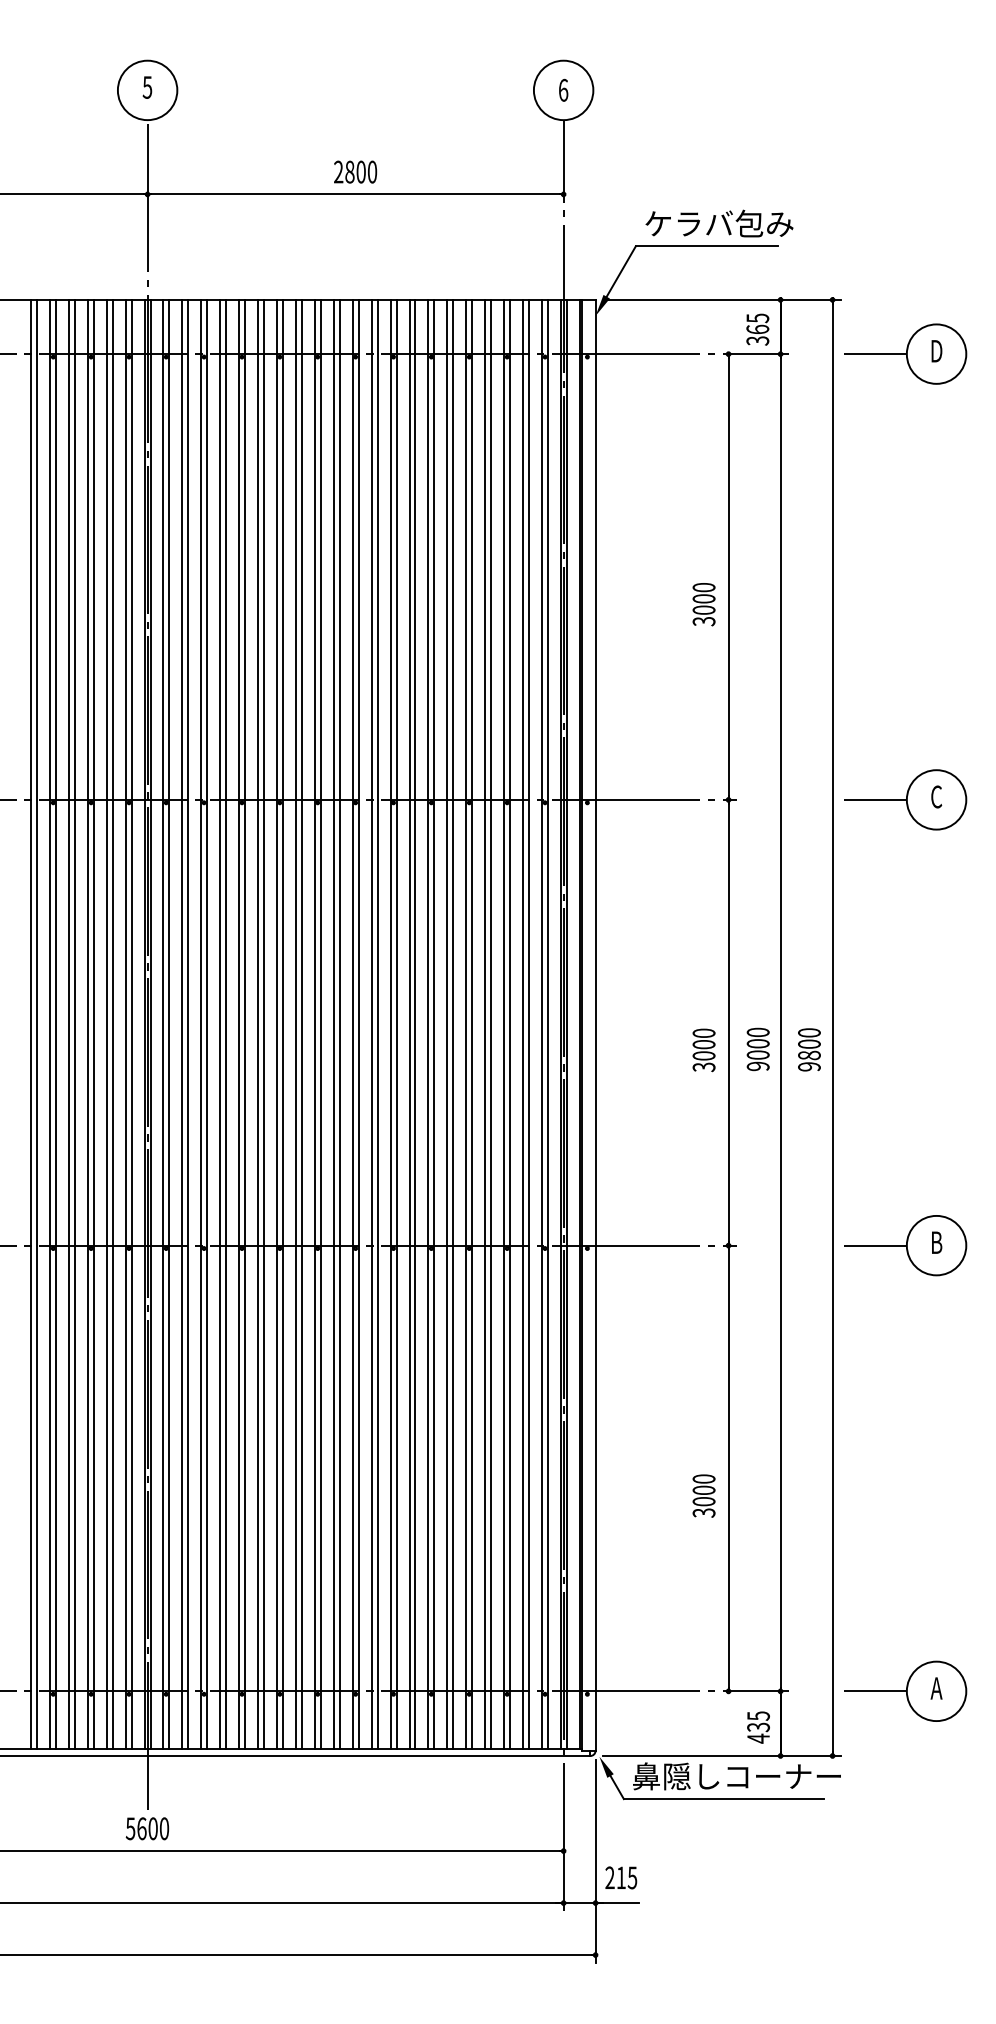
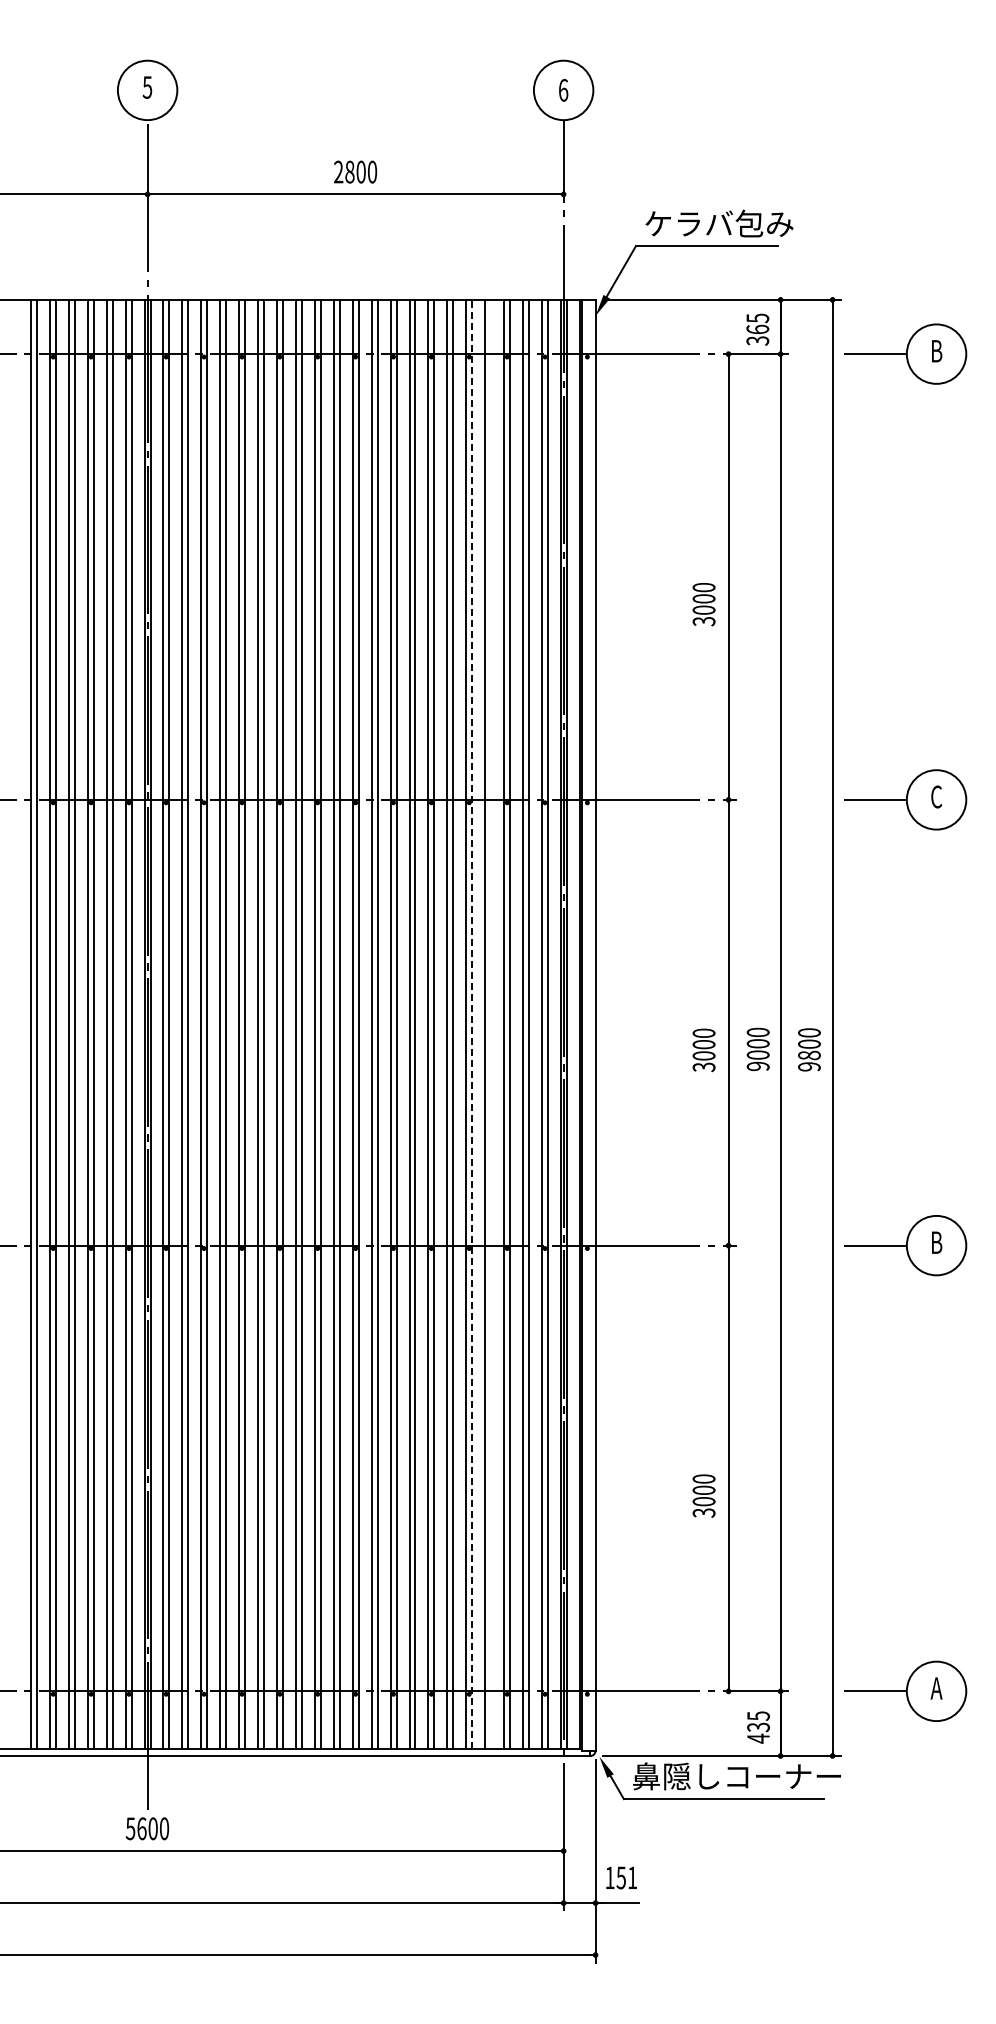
text: D -> B (936, 351)
line: solid -> dashed (472, 1024)
line: present -> none (491, 1024)
text: 215 -> 151 (621, 1877)
